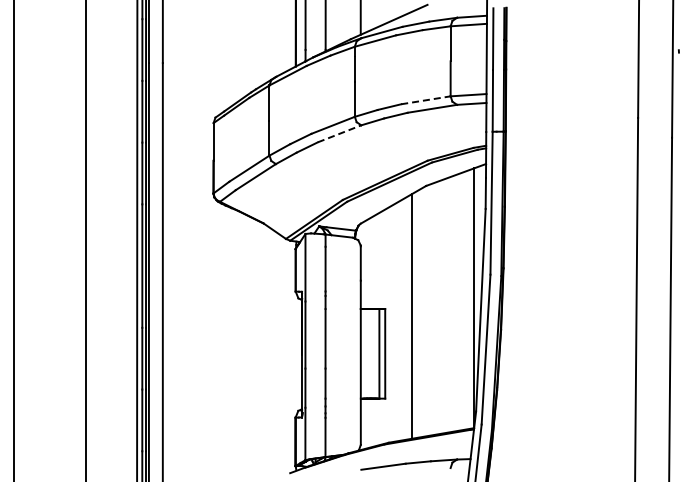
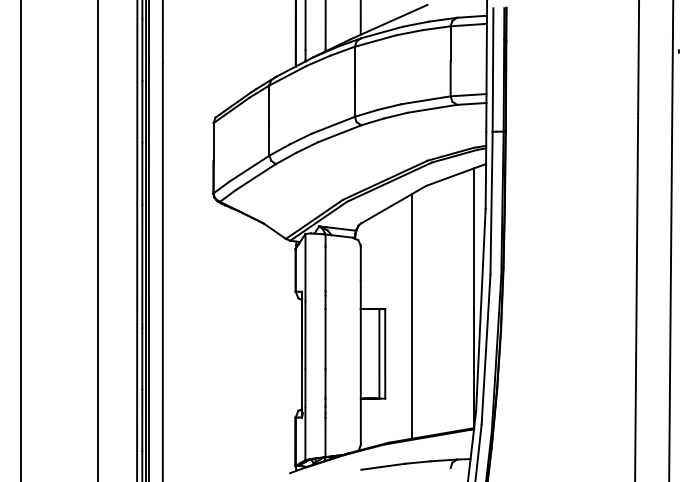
line: dashed -> solid (426, 100)
line: dashed -> solid (340, 133)
line position: (14, 240) -> (21, 240) (21, 240)
line position: (85, 240) -> (97, 240) (97, 240)
